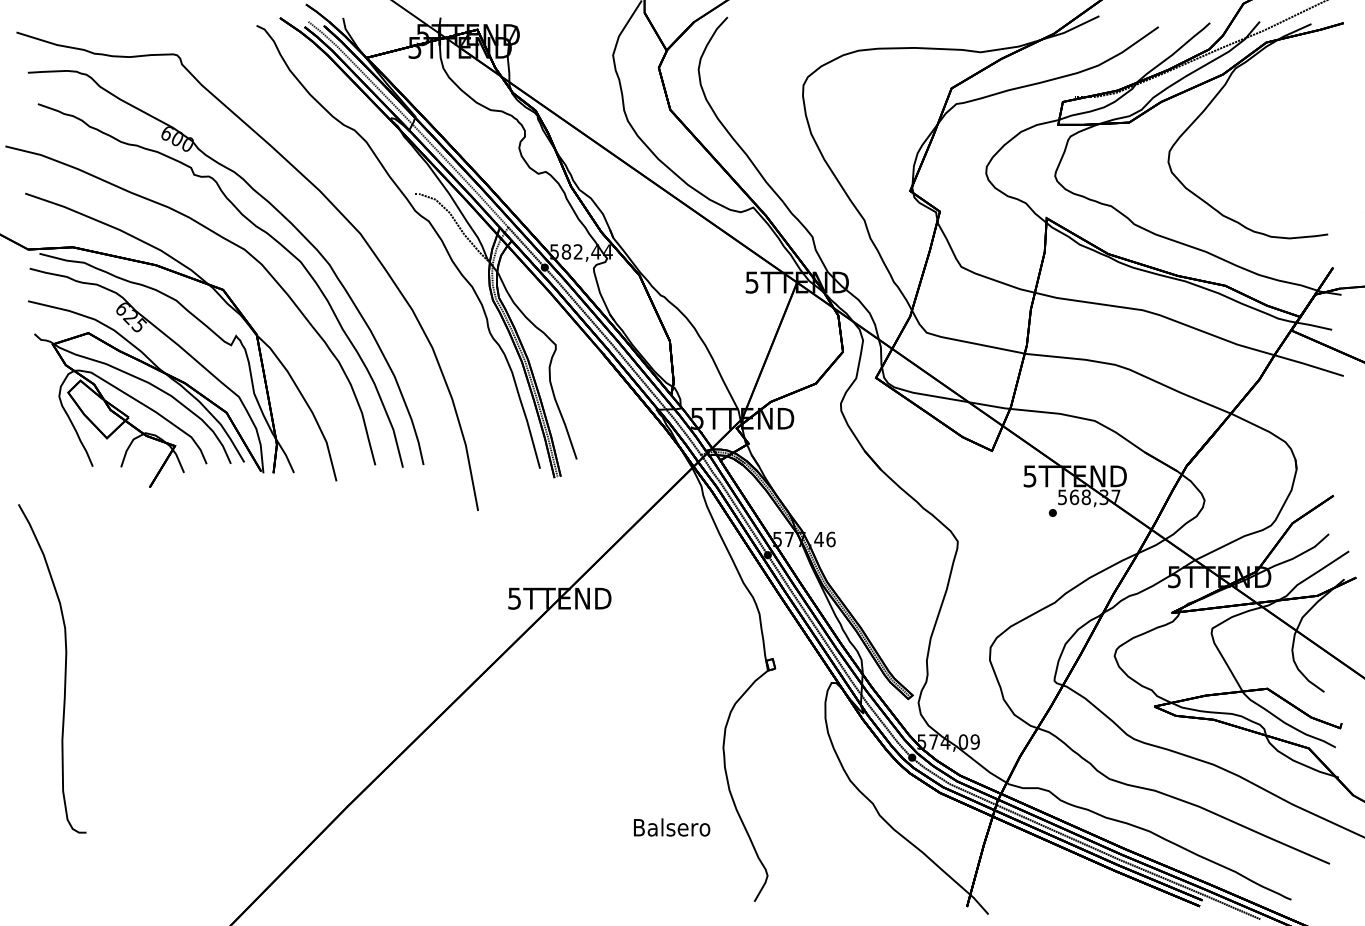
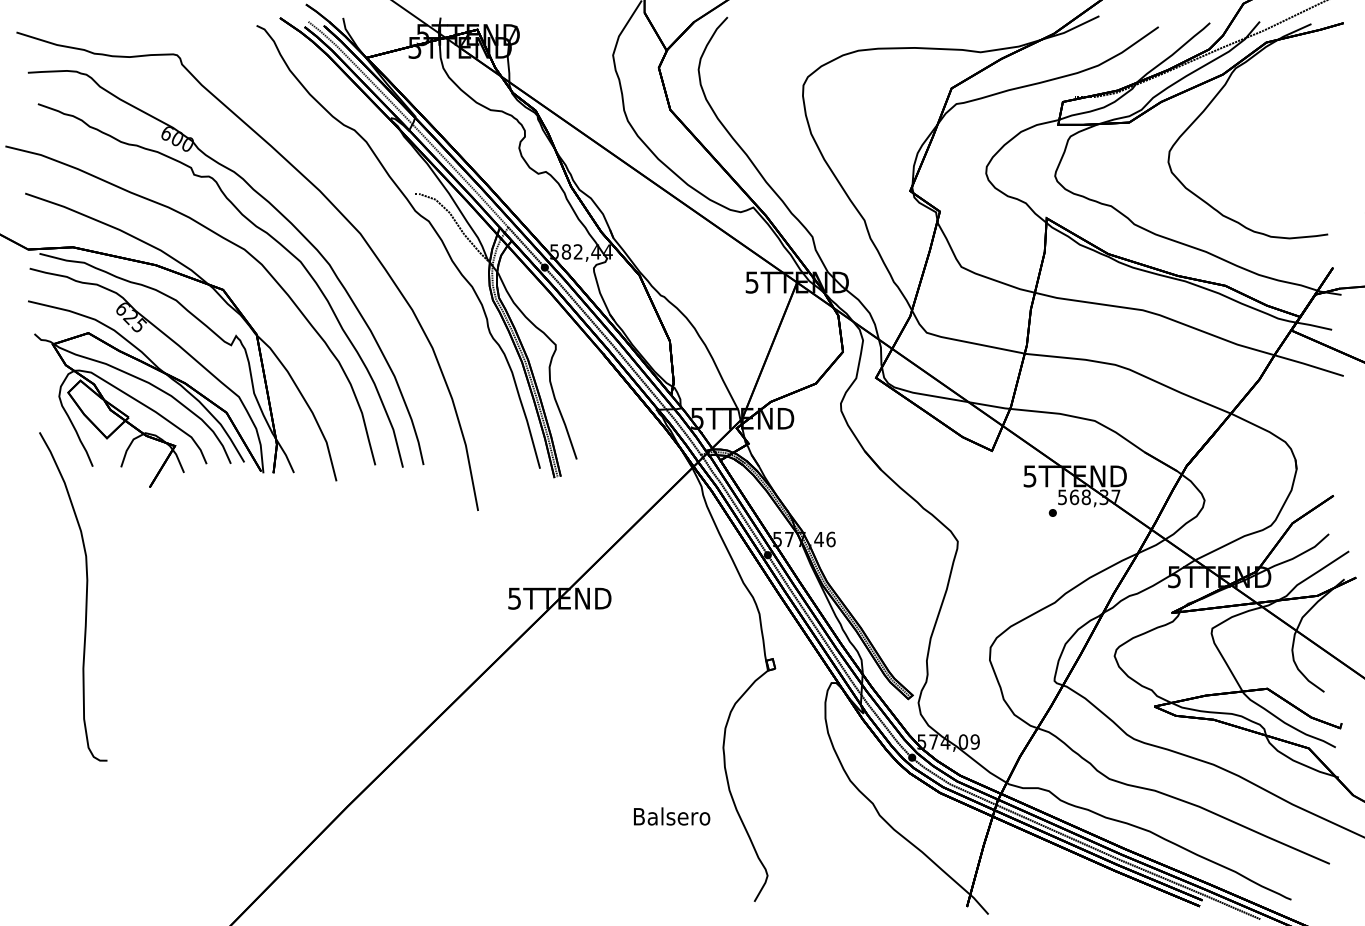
curve position: (64, 668) -> (85, 596) (85, 596)
text position: (672, 827) -> (672, 816) (672, 816)
